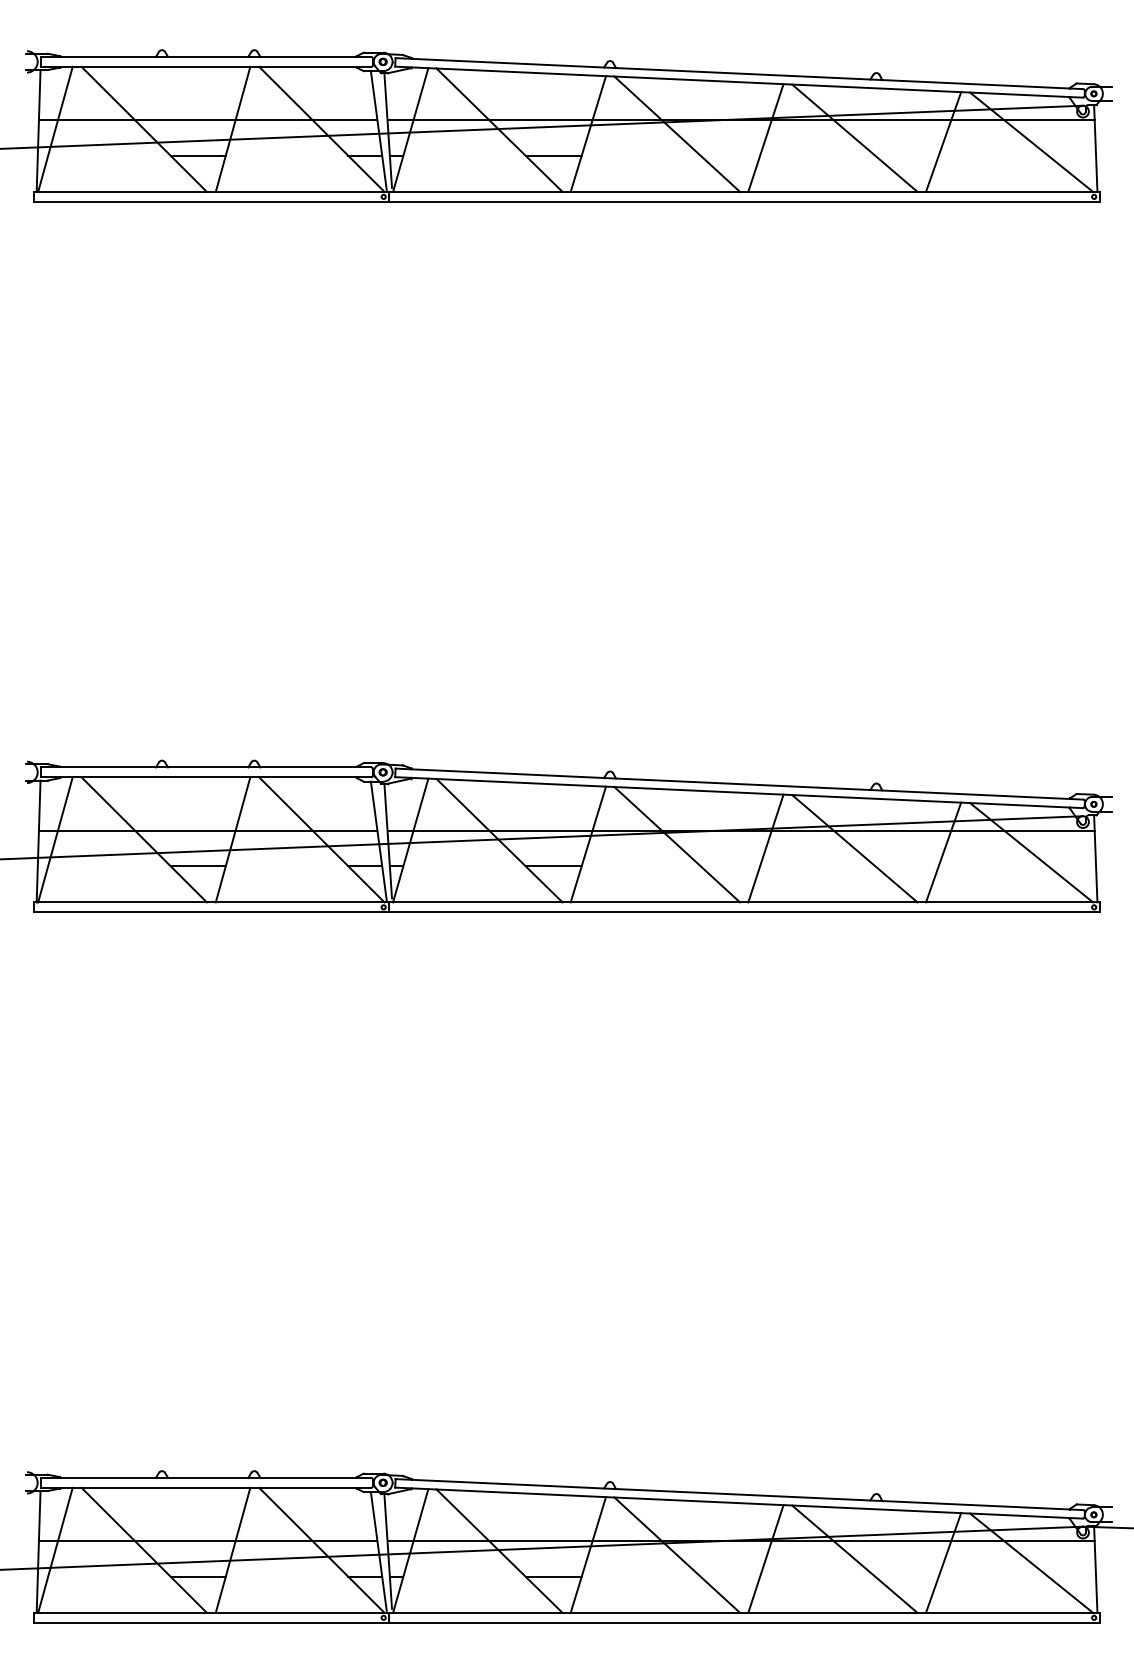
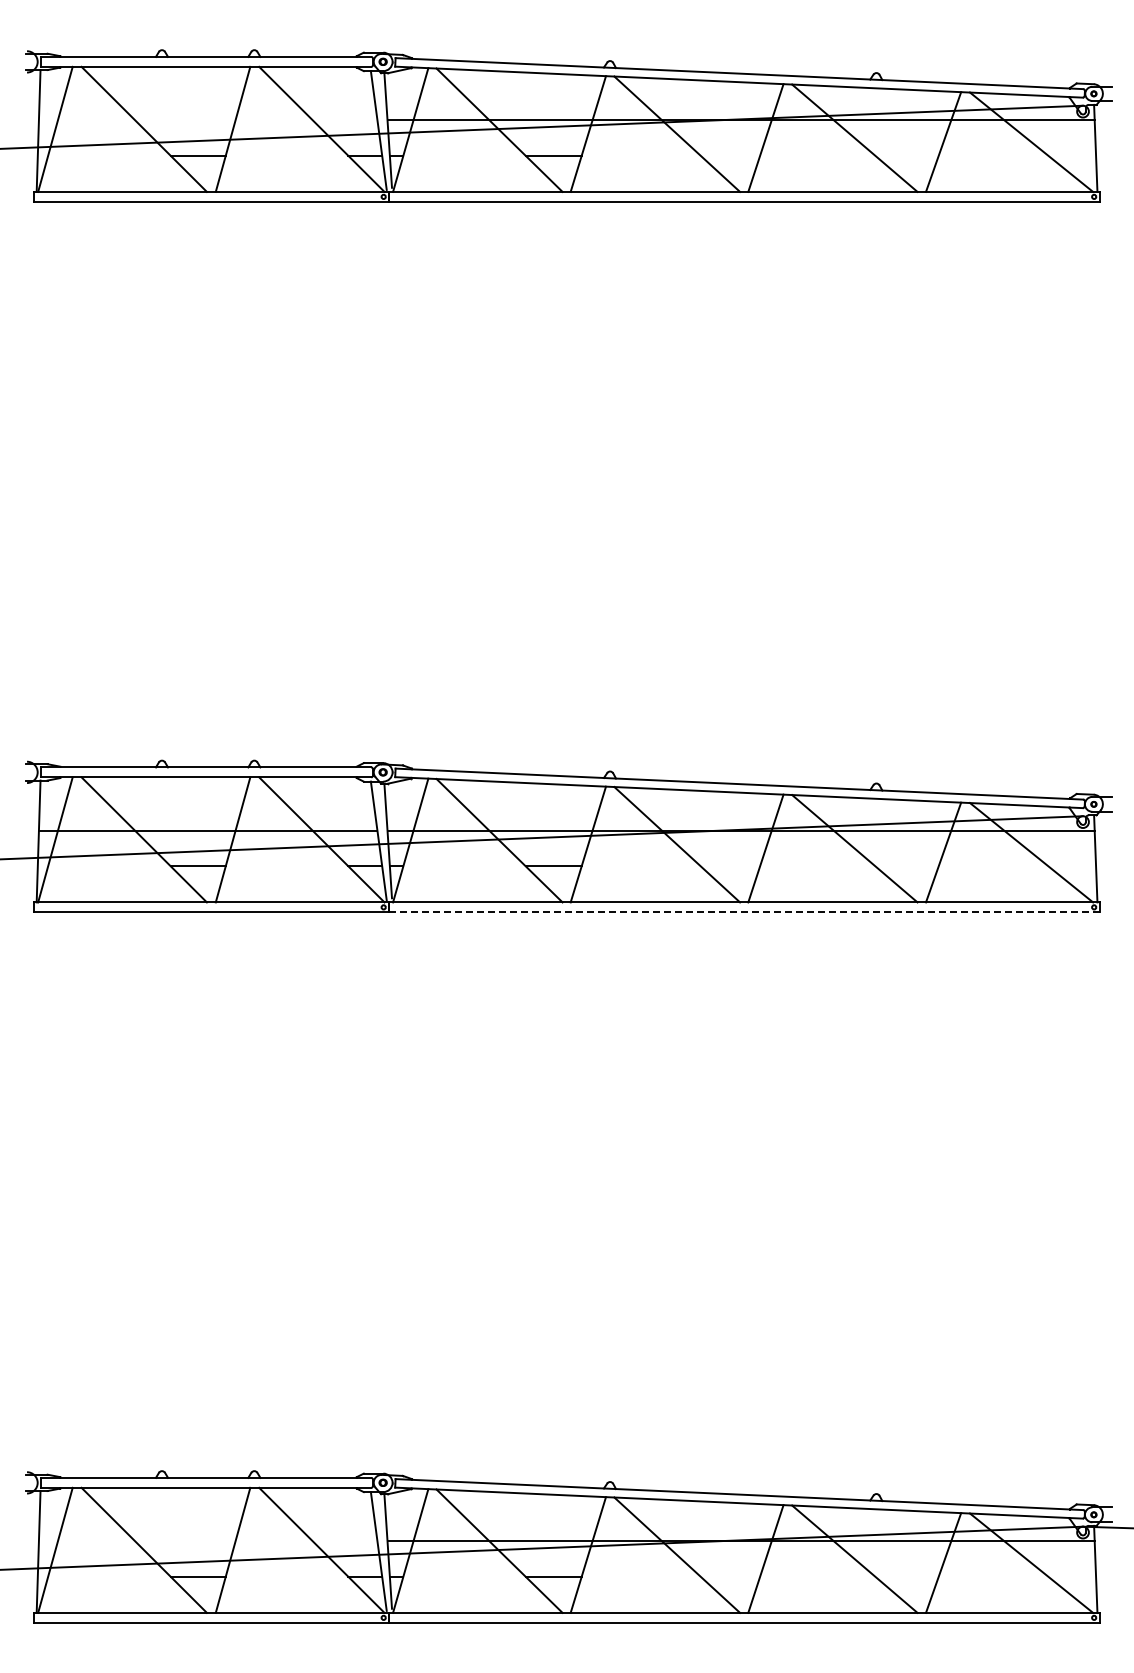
line: present -> none (207, 120)
line: solid -> dashed (745, 912)
line: present -> none (207, 1541)
